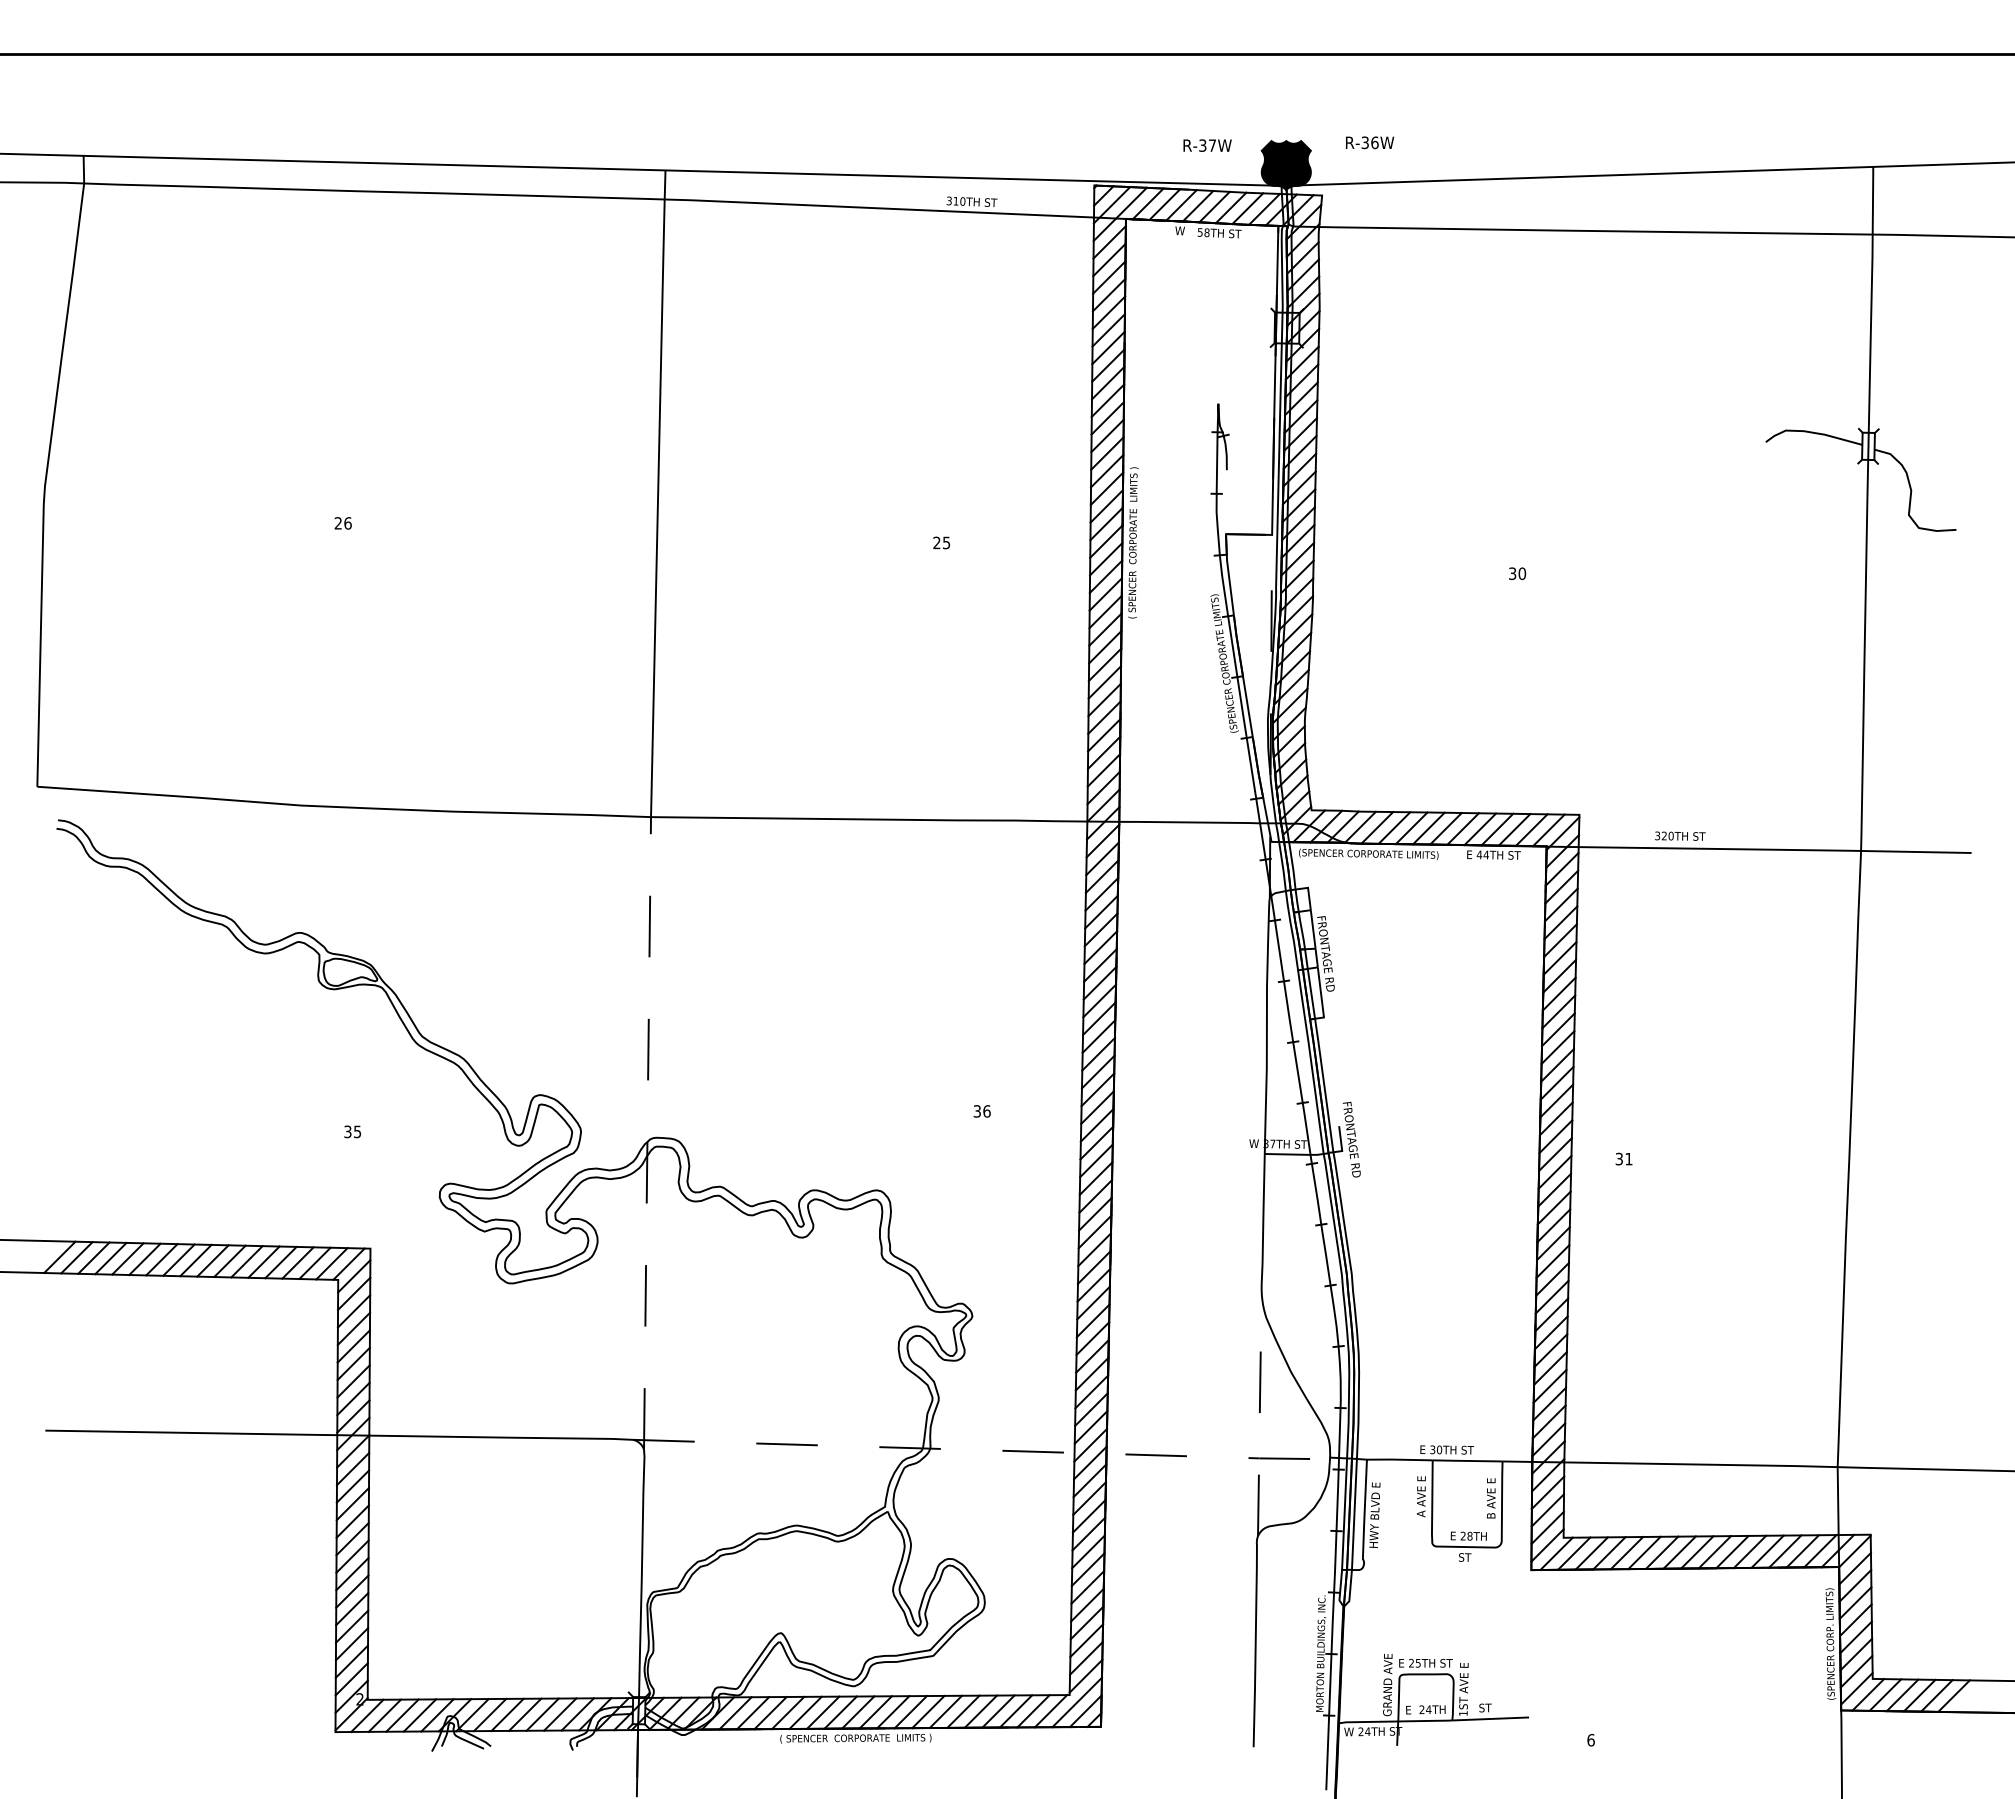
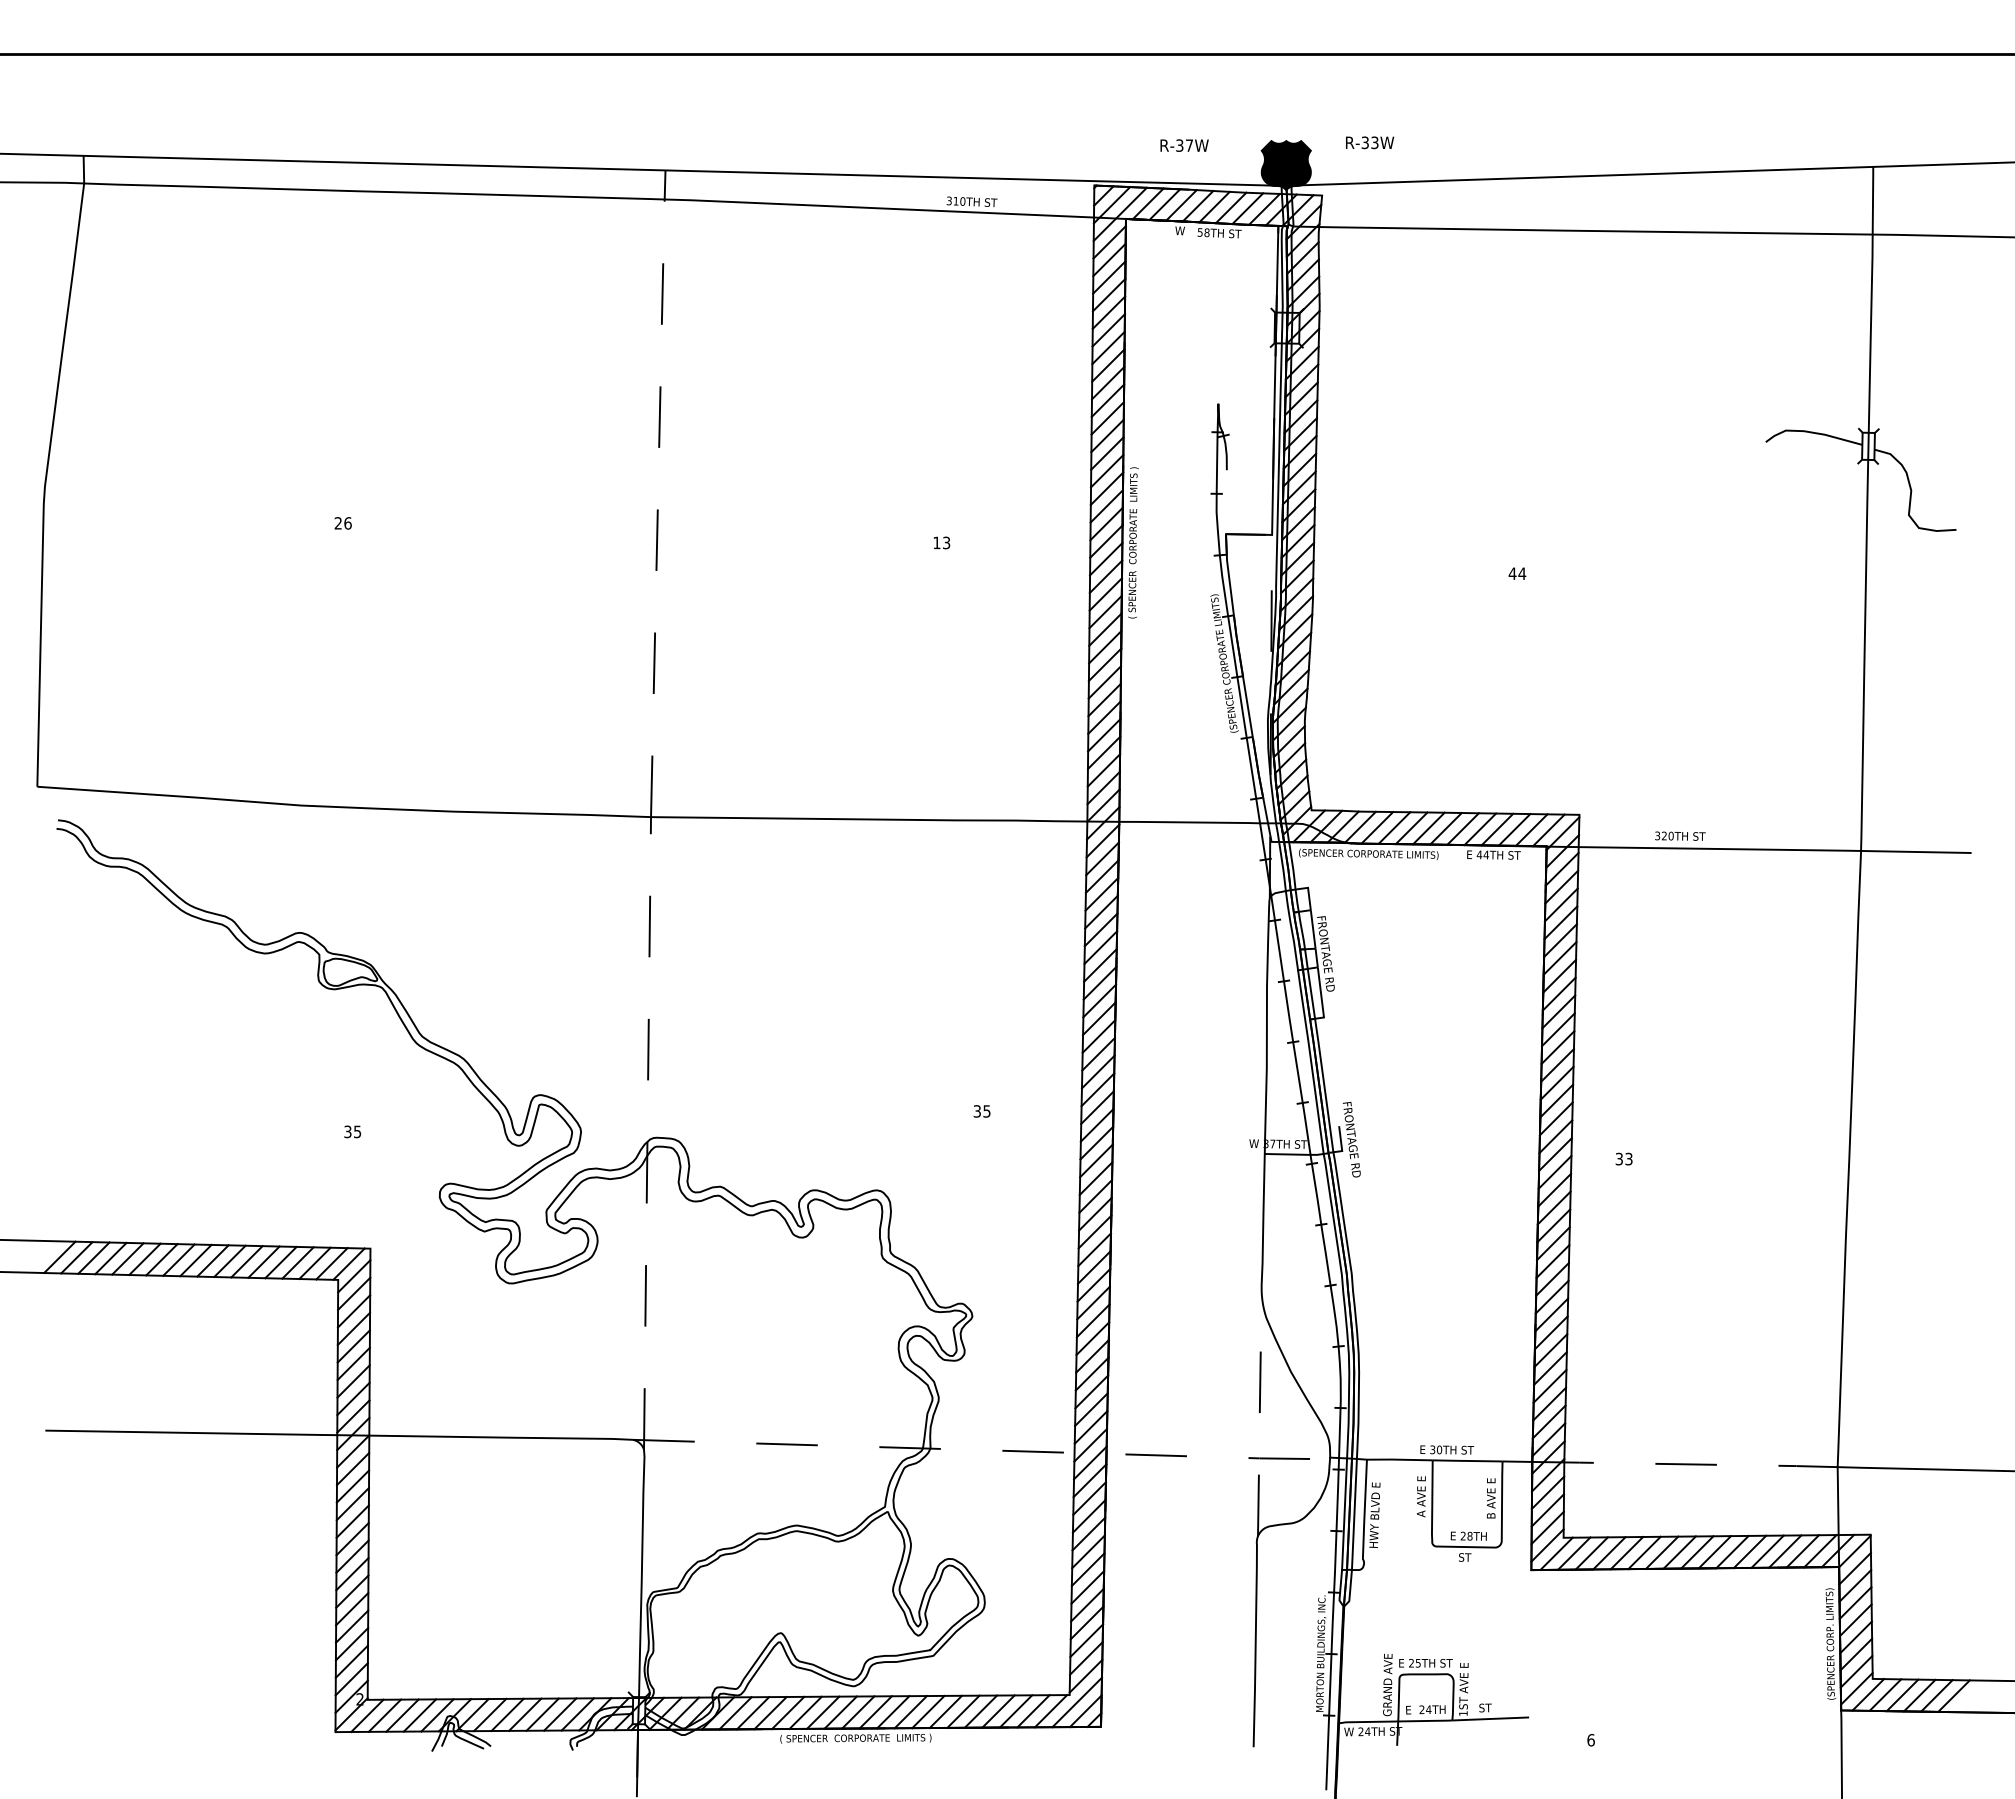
text: R-36W -> R-33W (1374, 142)
text position: (1207, 145) -> (1184, 145) (1184, 145)
line: solid -> dashed (657, 507)
text: 25 -> 13 (941, 542)
text: 30 -> 44 (1517, 573)
text: 36 -> 35 (986, 1111)
text: 31 -> 33 (1628, 1158)
line: solid -> dashed (1685, 1464)
